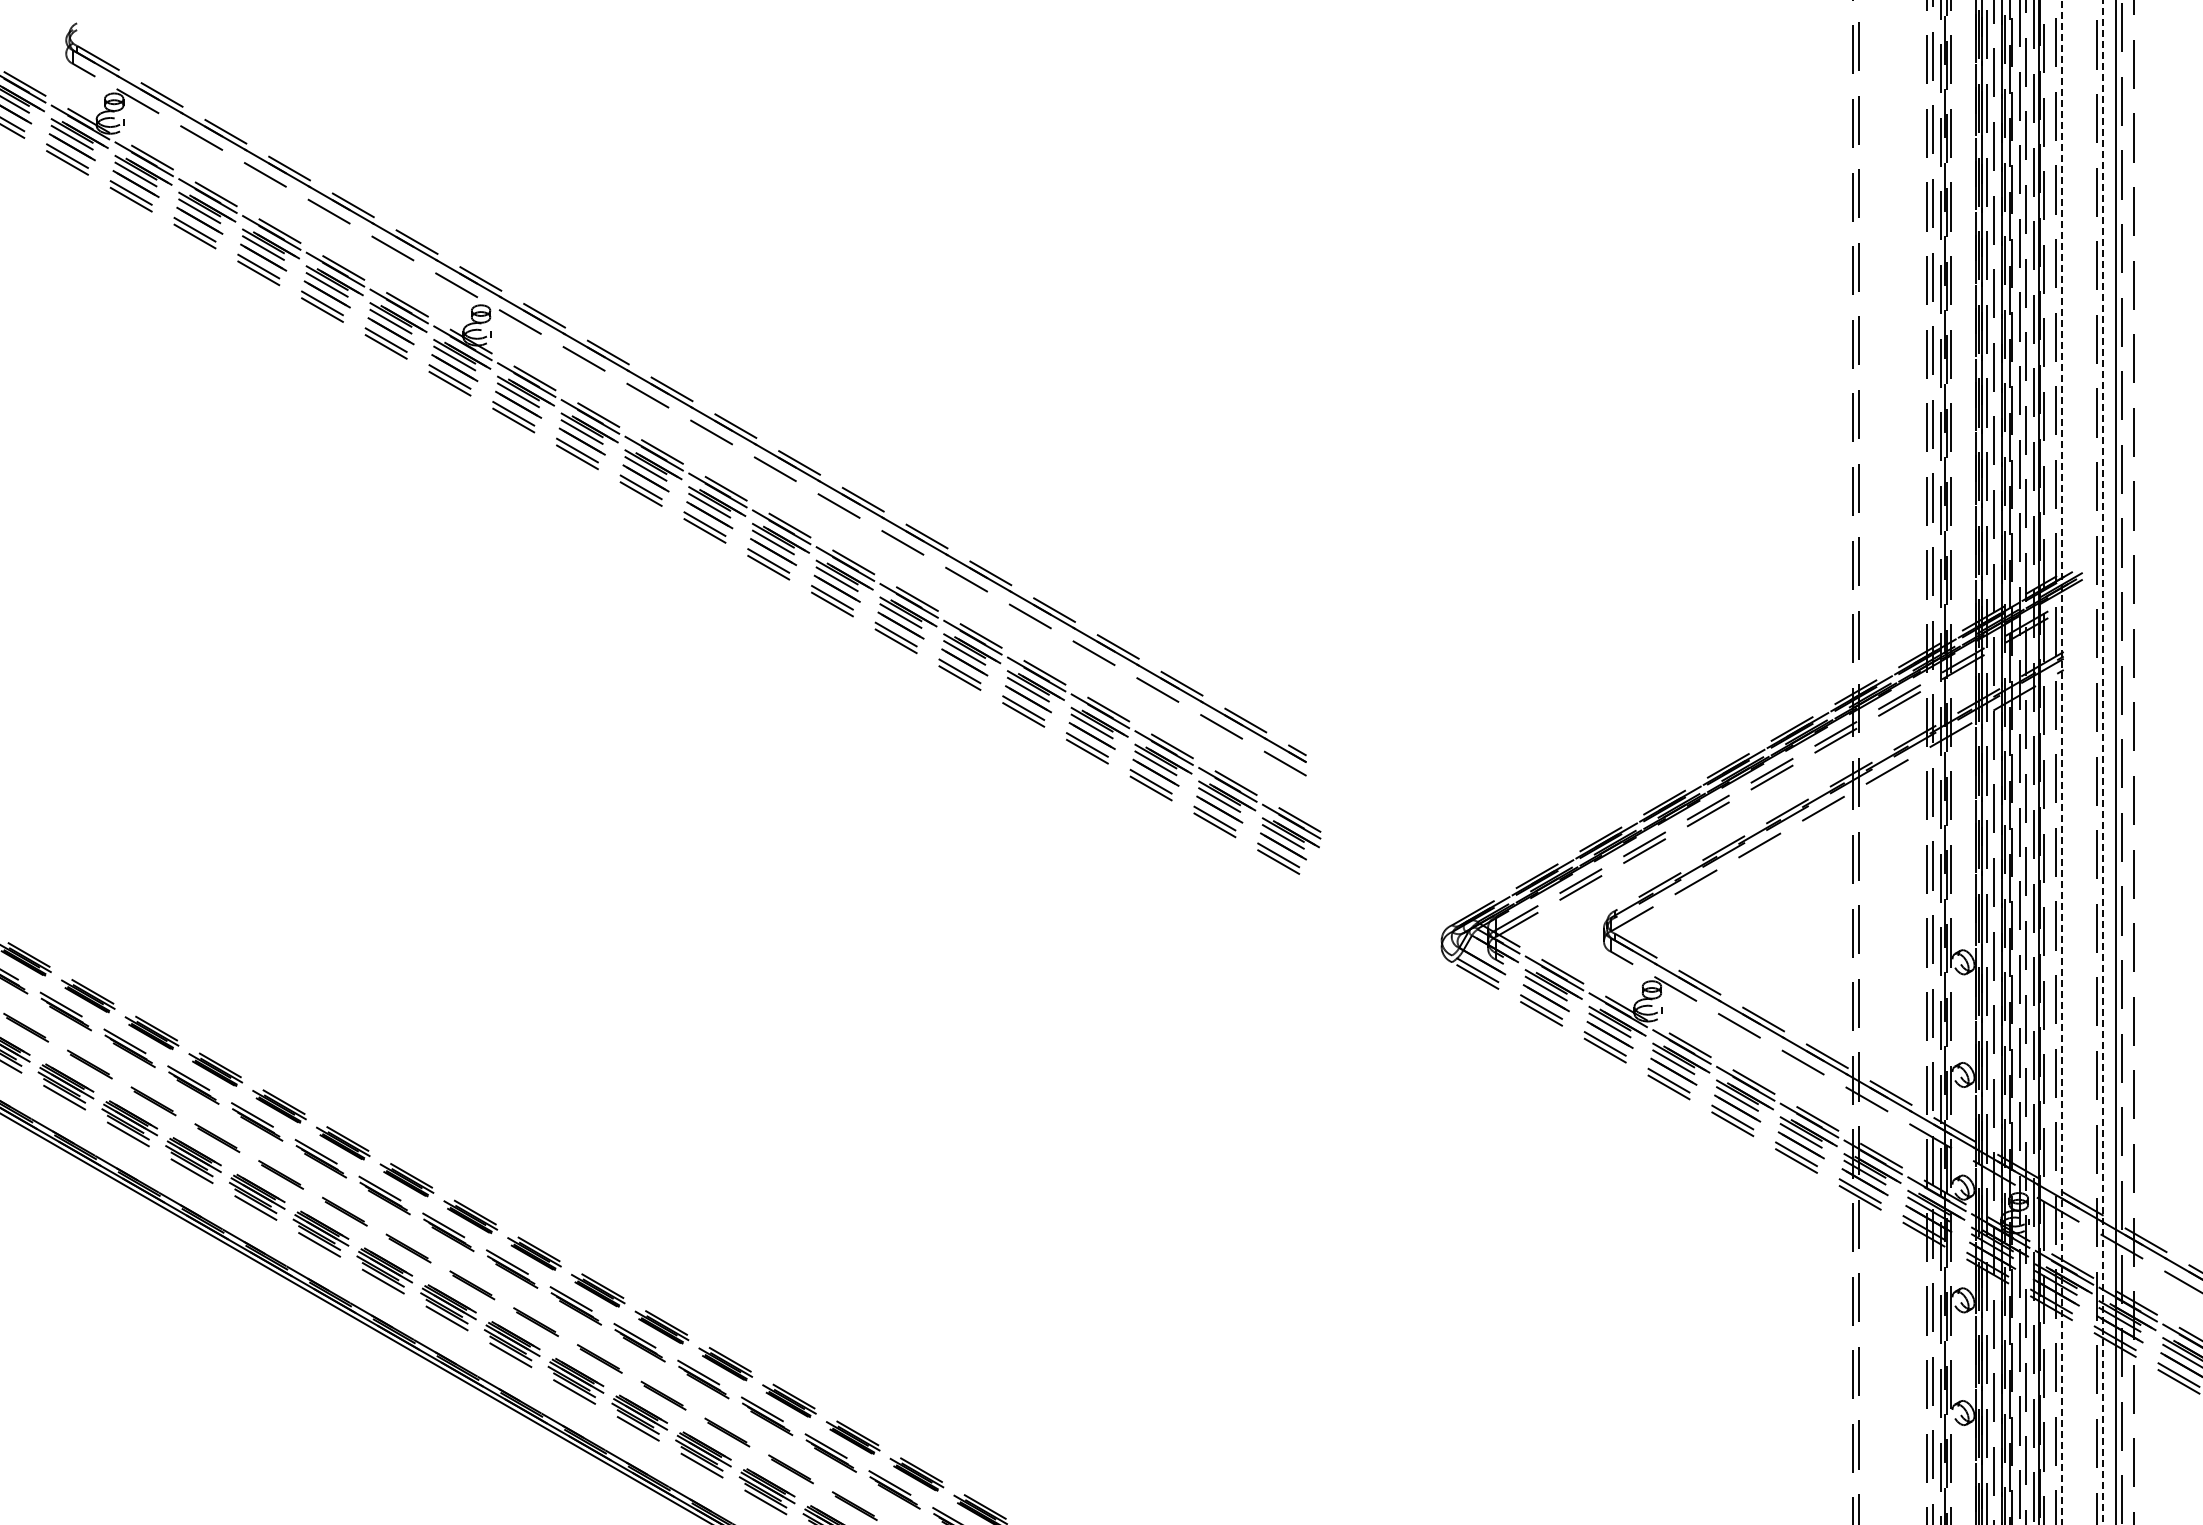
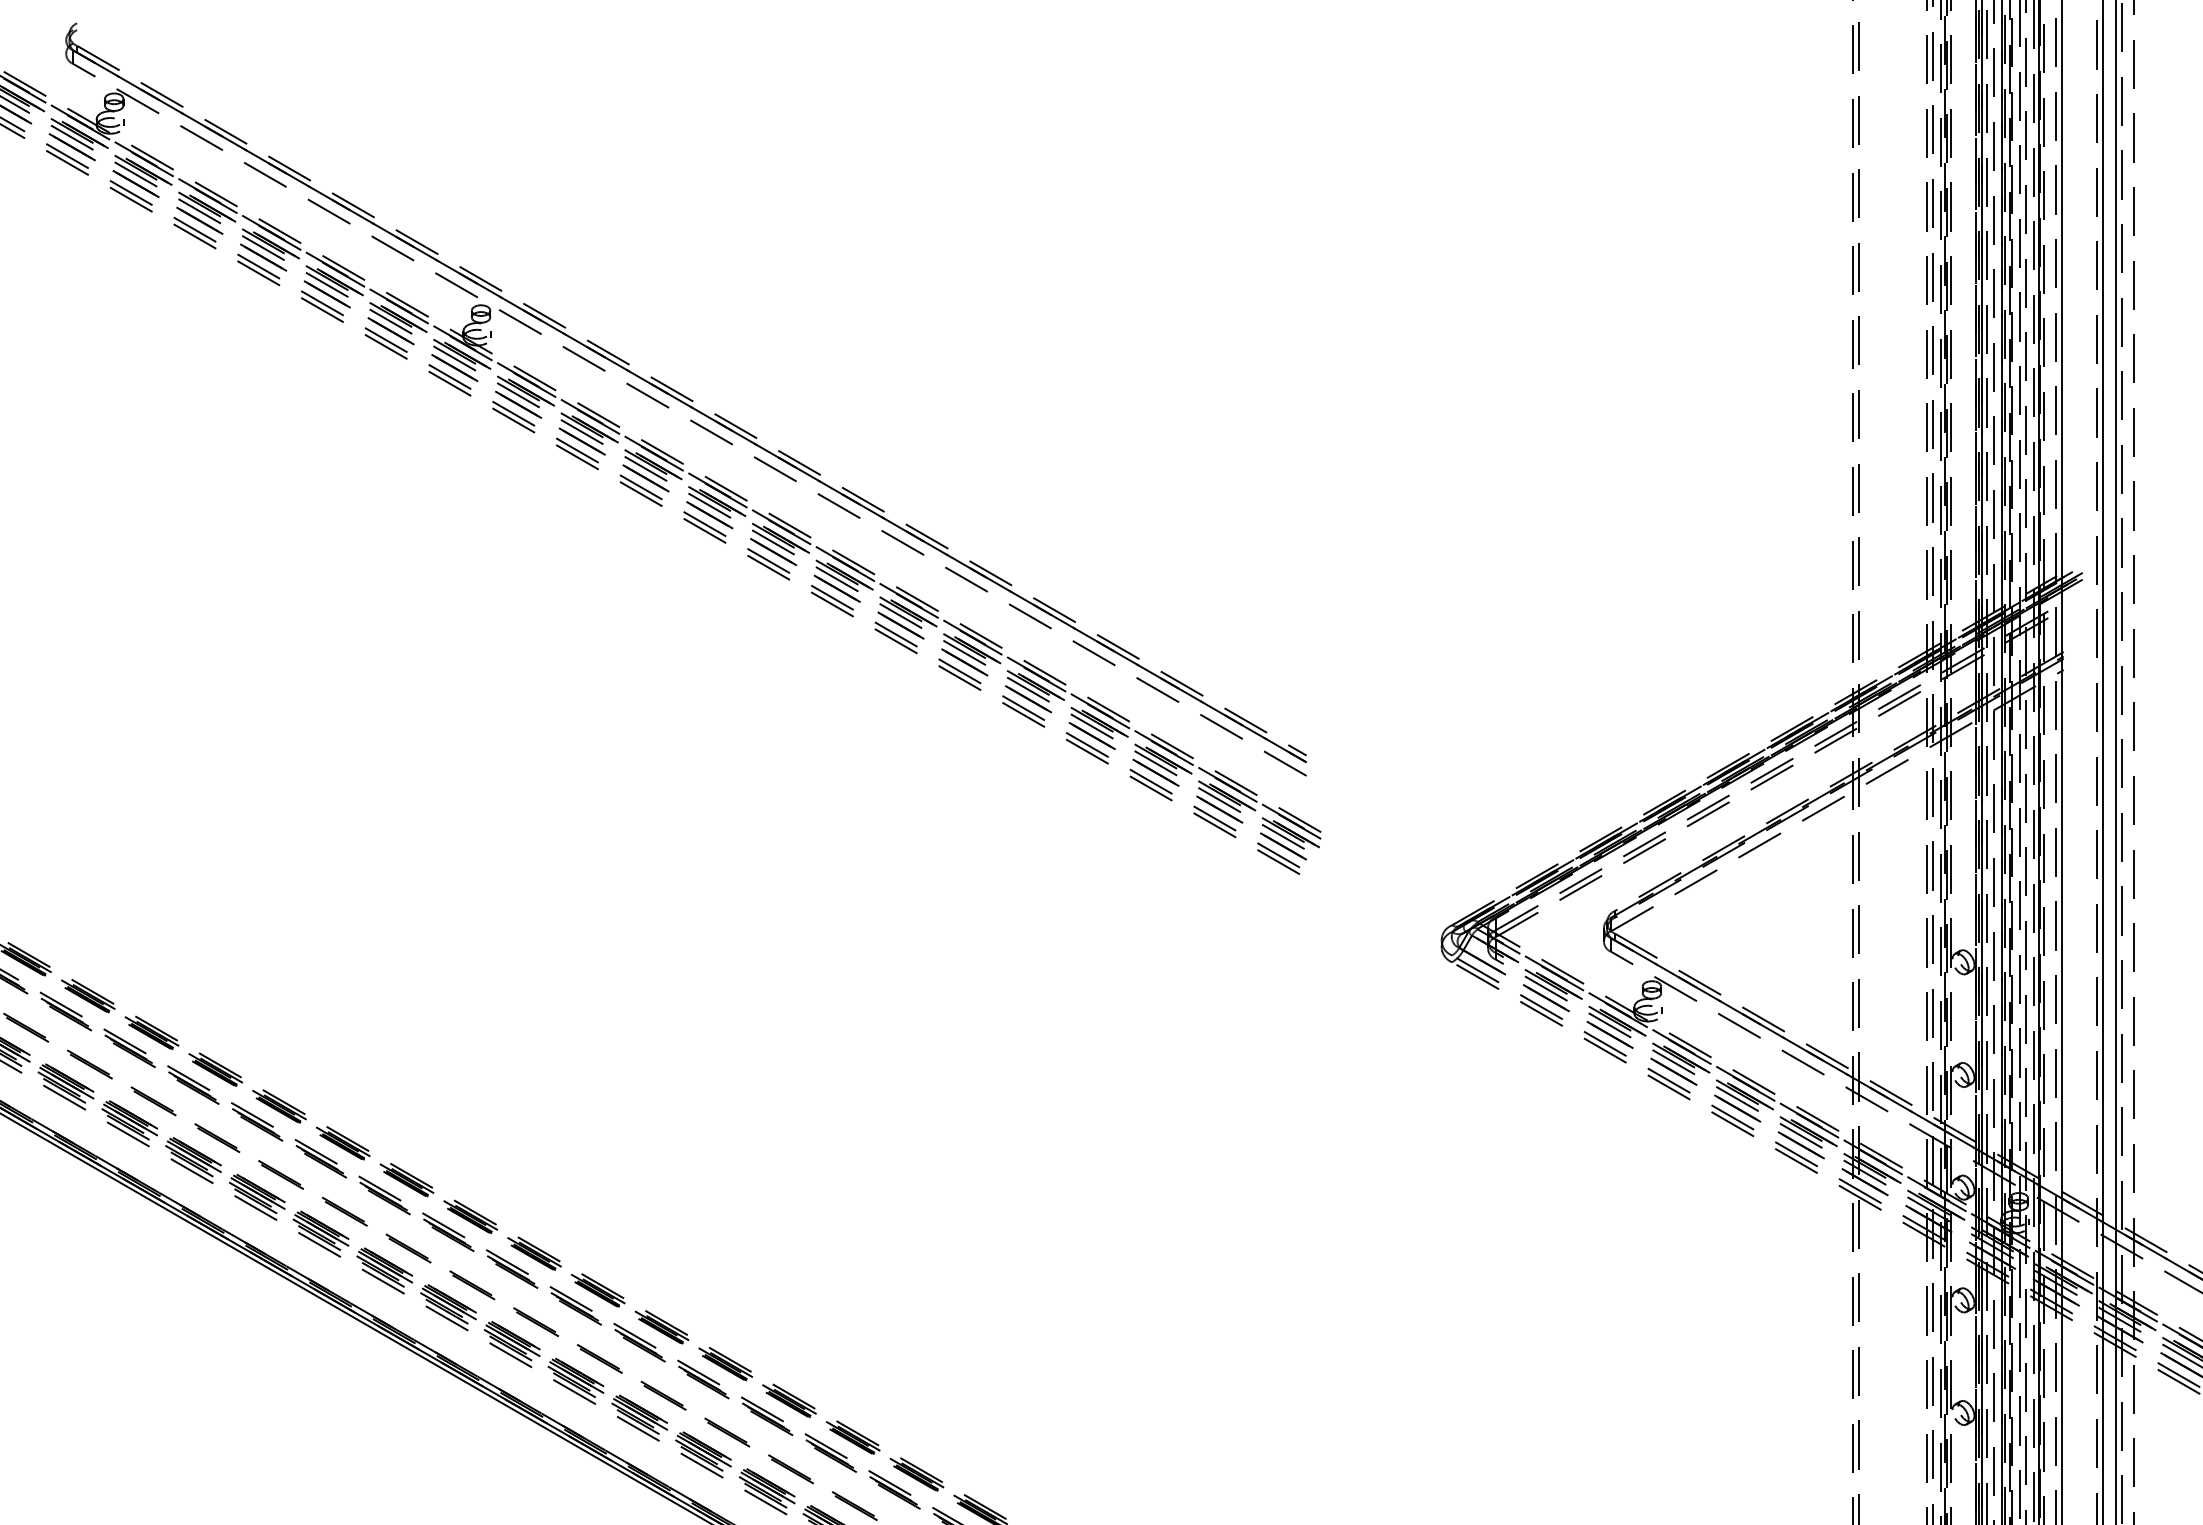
line: dashed -> solid (2062, 762)
line: dashed -> solid (2103, 762)
